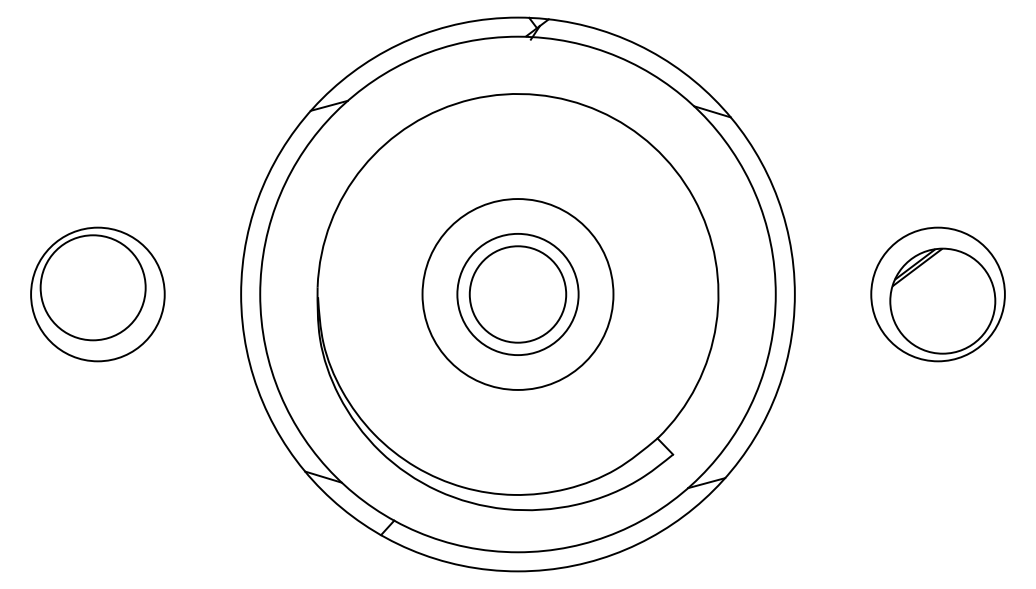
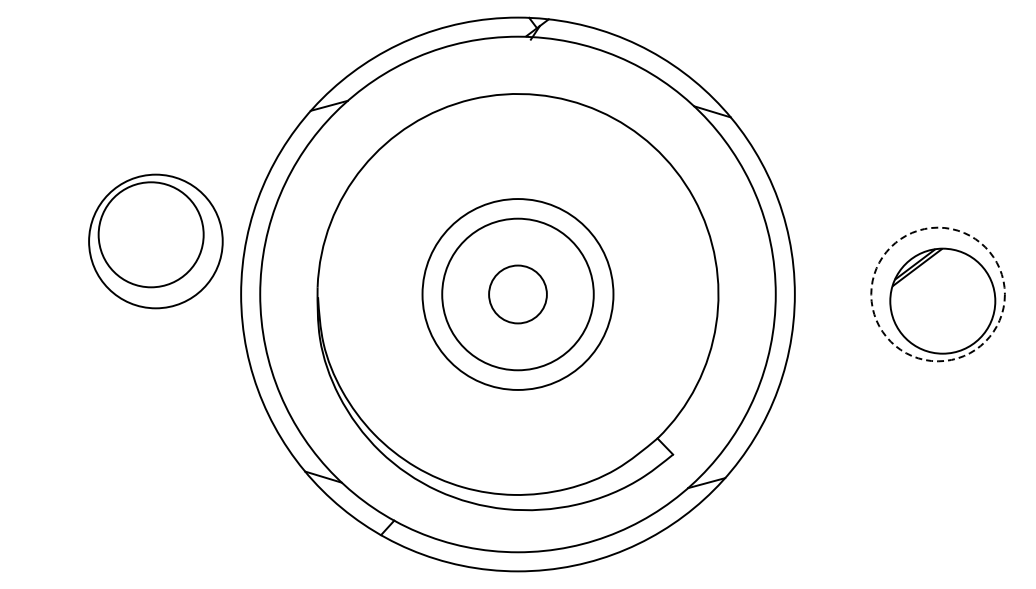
part position: (97, 294) -> (155, 241) (155, 241)
circle diameter: 121 px -> 152 px (517, 294)
circle diameter: 96 px -> 58 px (517, 294)
circle: solid -> dashed (937, 294)
